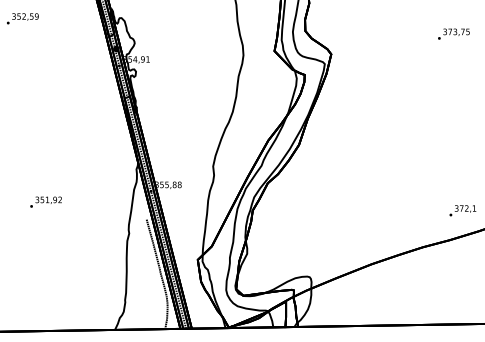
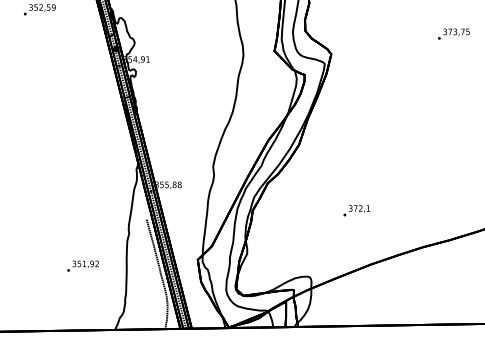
text position: (22, 18) -> (39, 9) (39, 9)
text position: (45, 201) -> (82, 265) (82, 265)
text position: (462, 210) -> (356, 210) (356, 210)
